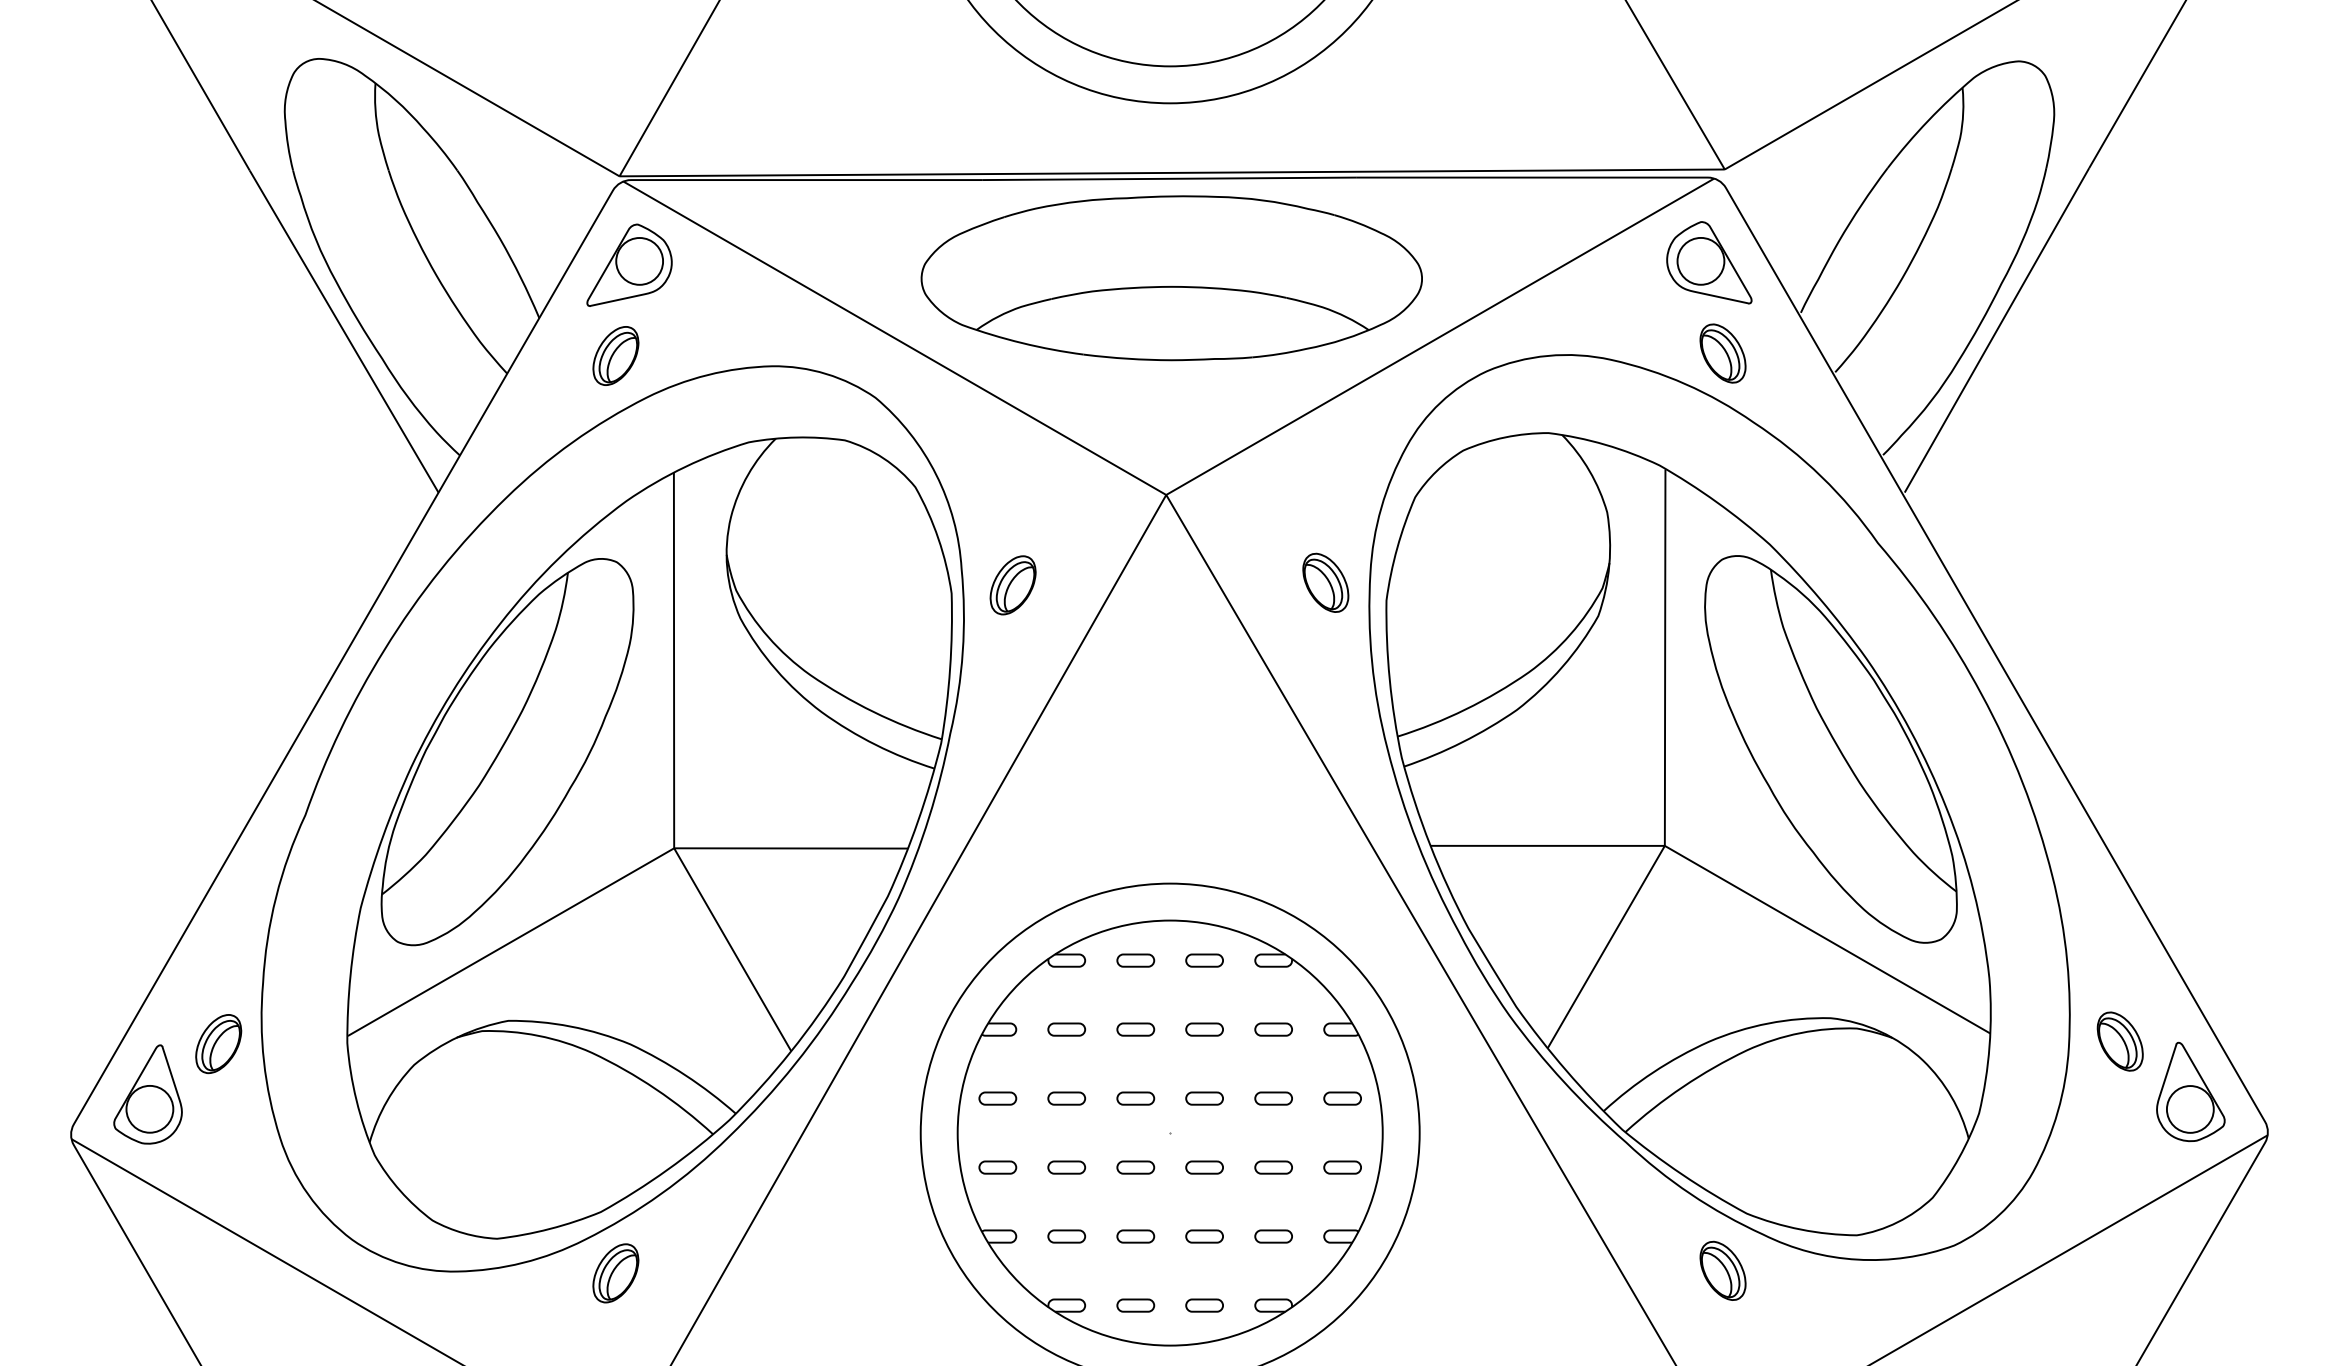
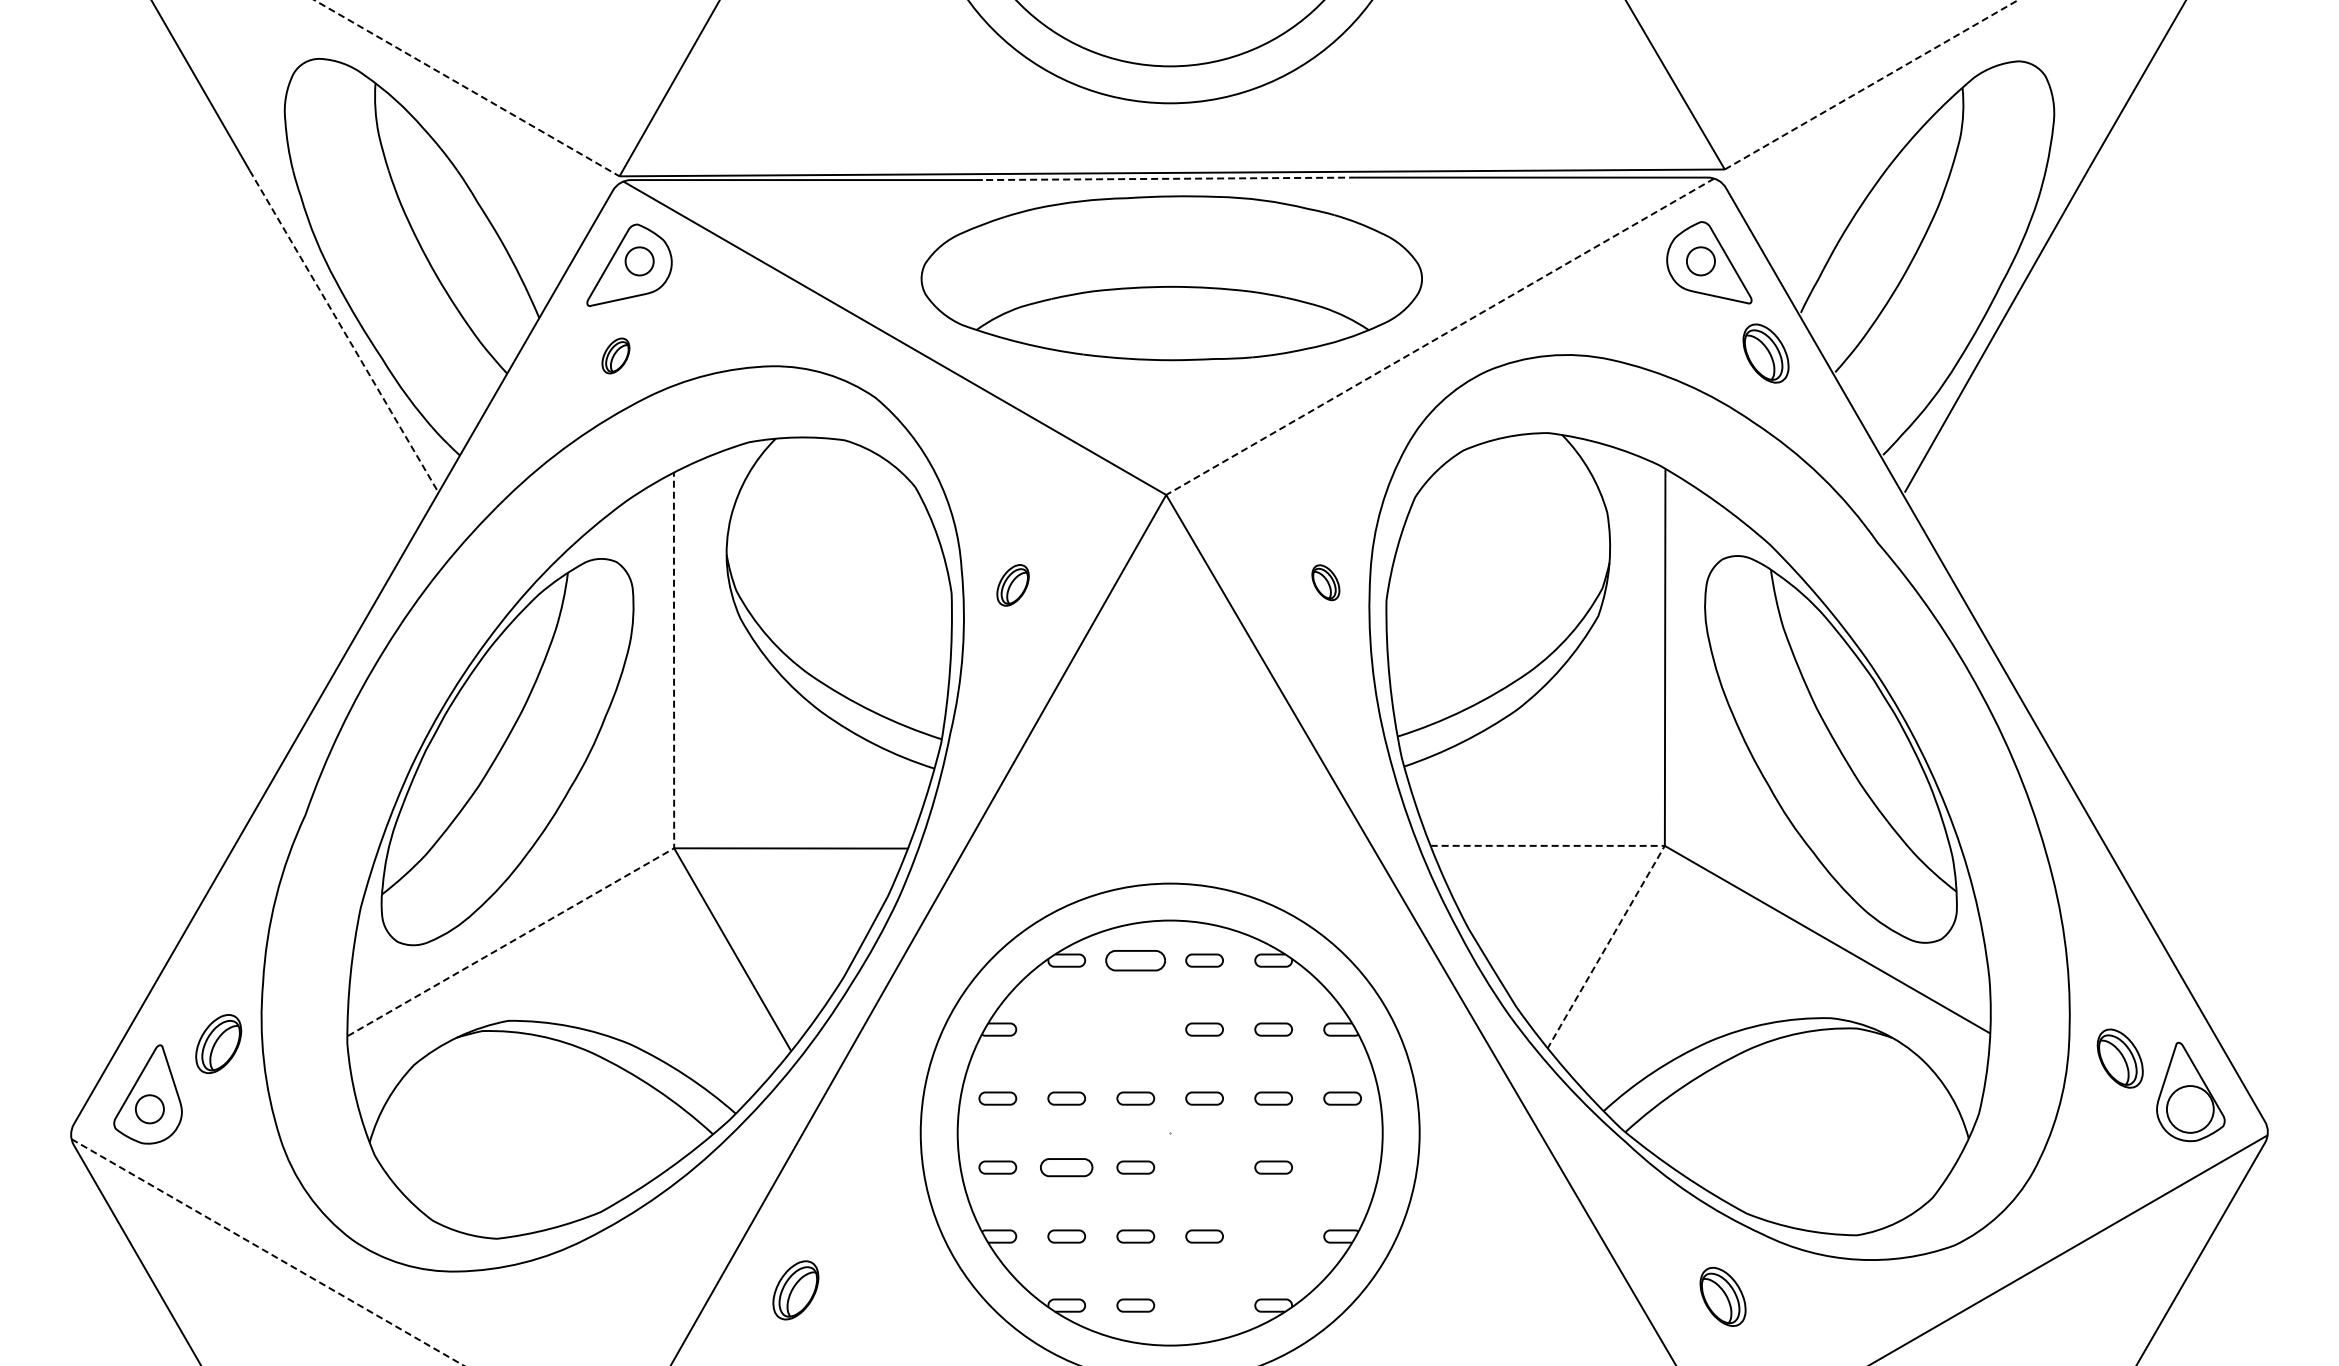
line: solid -> dashed (1871, 84)
line: solid -> dashed (467, 88)
line: solid -> dashed (1169, 178)
circle diameter: 47 px -> 28 px (1700, 261)
circle diameter: 47 px -> 28 px (639, 261)
line: solid -> dashed (344, 331)
line: solid -> dashed (1439, 337)
part position: (1722, 353) -> (1765, 353) (1765, 353)
part size: 48x60 px -> 30x38 px (615, 355)
part size: 48x61 px -> 30x38 px (1325, 582)
part size: 48x61 px -> 34x43 px (1012, 585)
line: solid -> dashed (1664, 845)
line: solid -> dashed (674, 848)
part size: 40x15 px -> 61x22 px (1135, 960)
part: present -> none (1066, 1029)
part: present -> none (1135, 1029)
part position: (2119, 1041) -> (2119, 1058) (2119, 1058)
circle diameter: 47 px -> 28 px (149, 1109)
part size: 40x15 px -> 54x20 px (1066, 1167)
part: present -> none (1204, 1167)
part: present -> none (1342, 1167)
part: present -> none (1273, 1236)
line: solid -> dashed (268, 1252)
part position: (1722, 1270) -> (1722, 1296) (1722, 1296)
part position: (615, 1273) -> (795, 1290) (795, 1290)
part: present -> none (1204, 1305)
